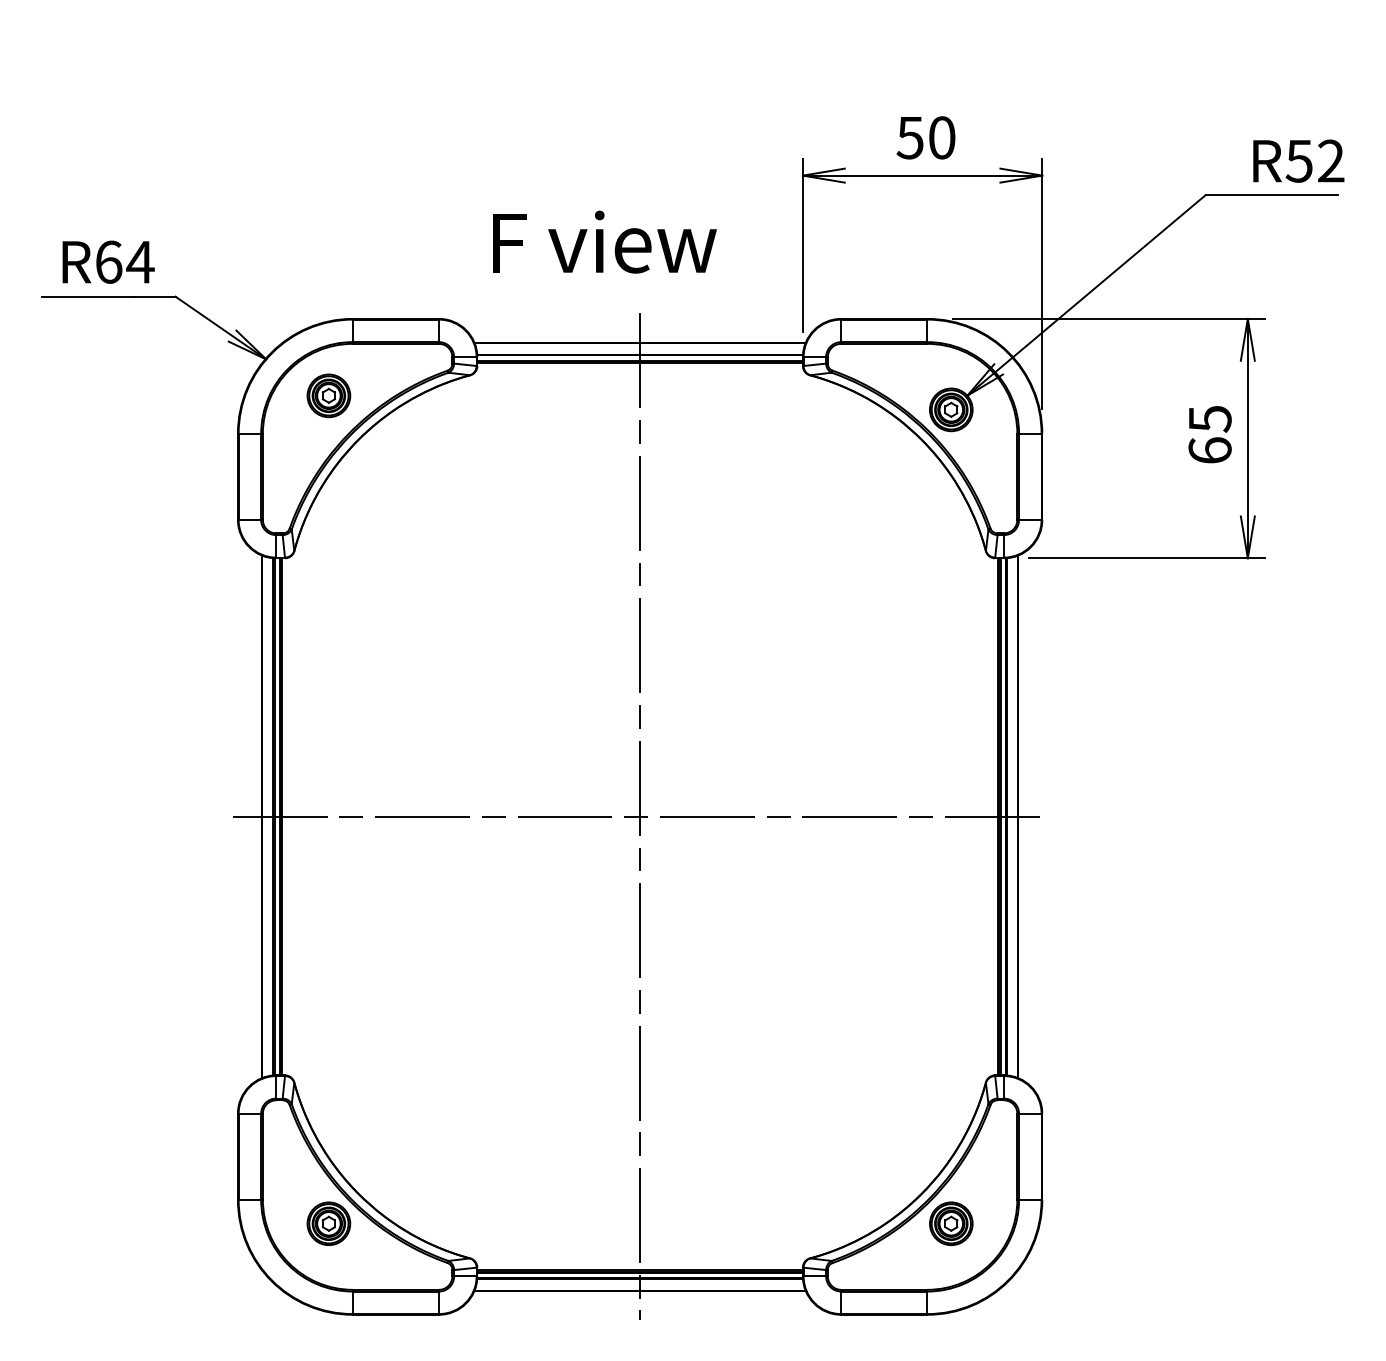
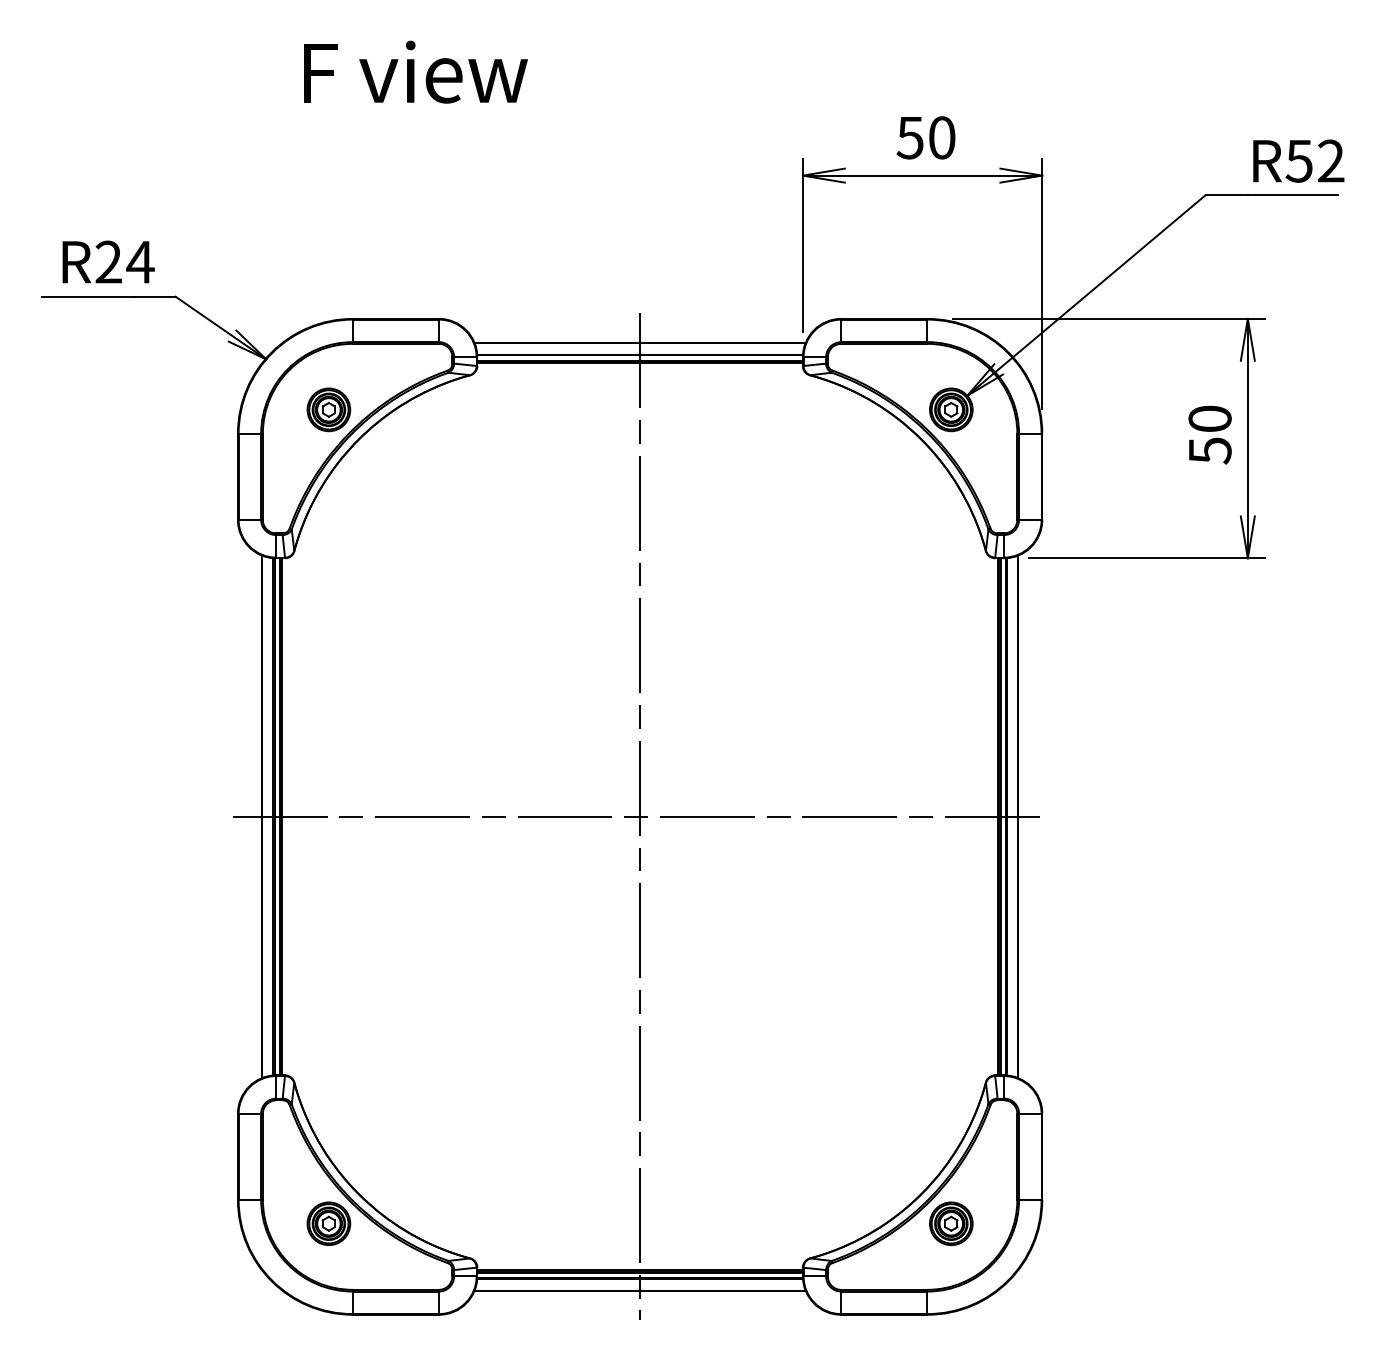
text position: (604, 241) -> (415, 71) (415, 71)
text: R64 -> R24 (108, 261)
part position: (328, 395) -> (328, 409) (328, 409)
text: 65 -> 50 (1209, 434)
